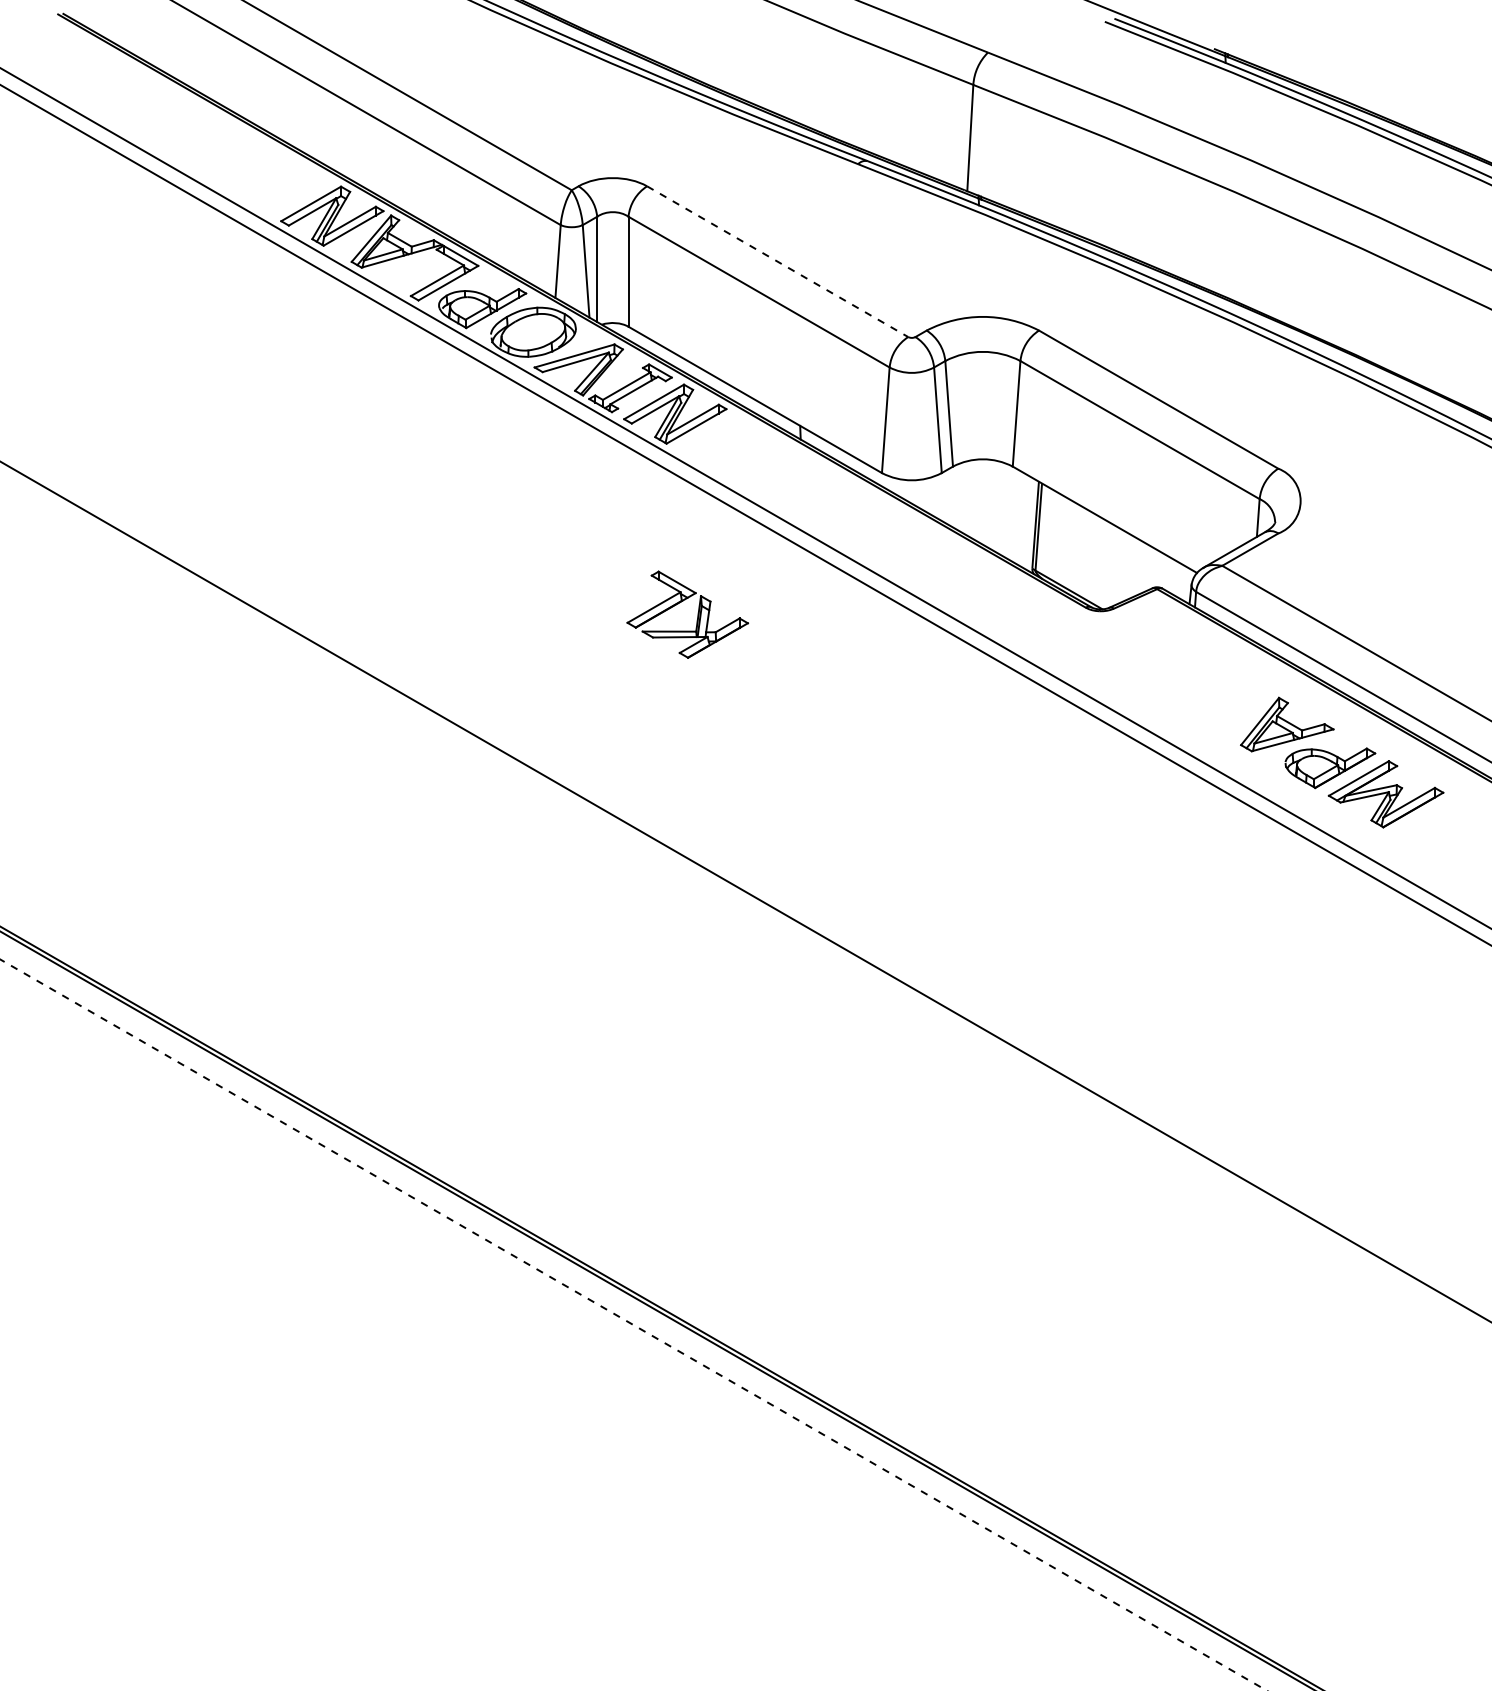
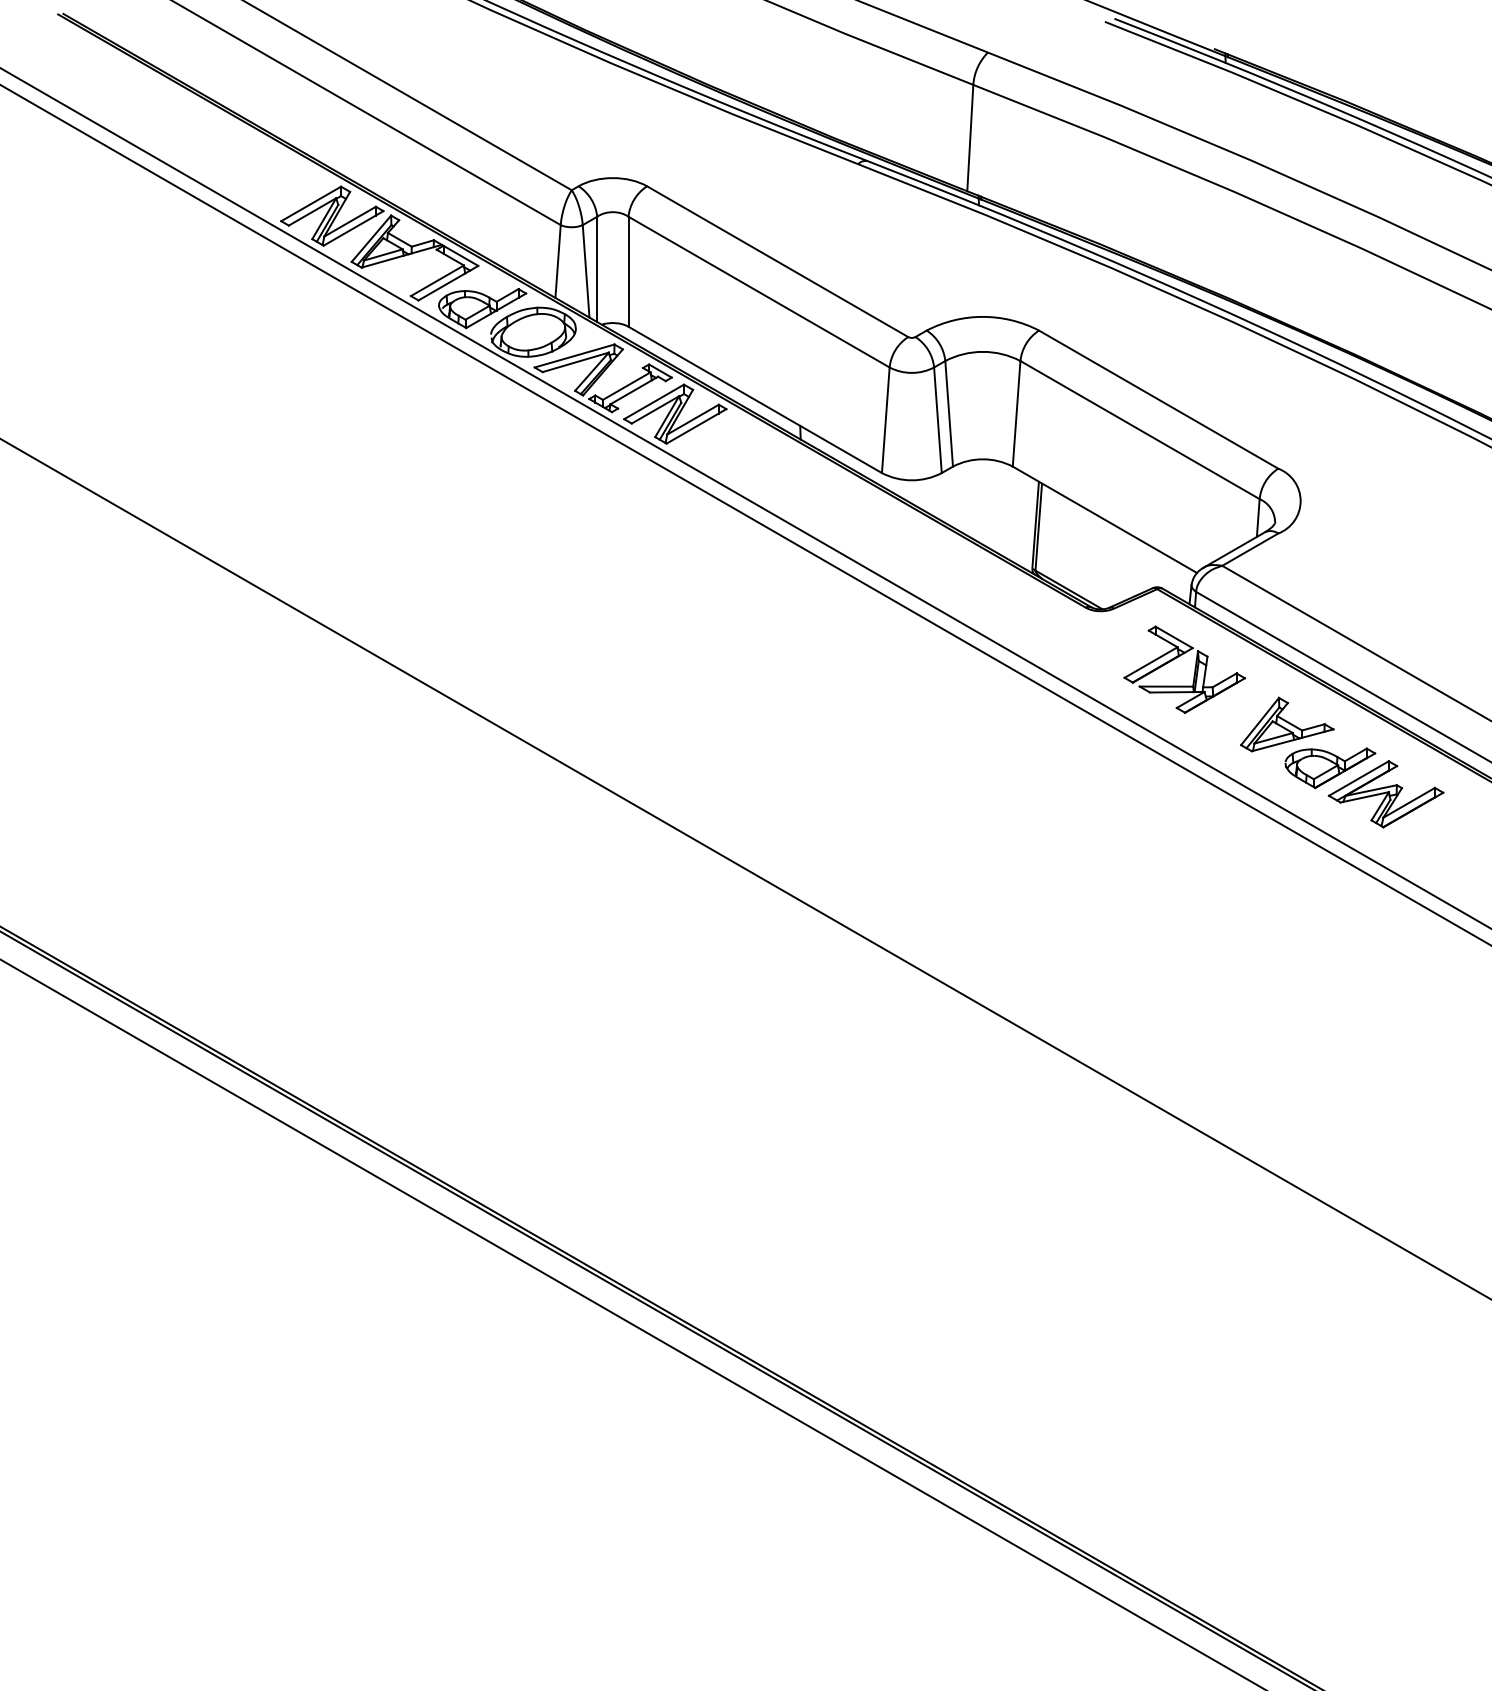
line: dashed -> solid (777, 261)
part position: (697, 614) -> (1194, 669) (1194, 669)
line position: (745, 891) -> (745, 869) (745, 869)
line: dashed -> solid (634, 1325)
